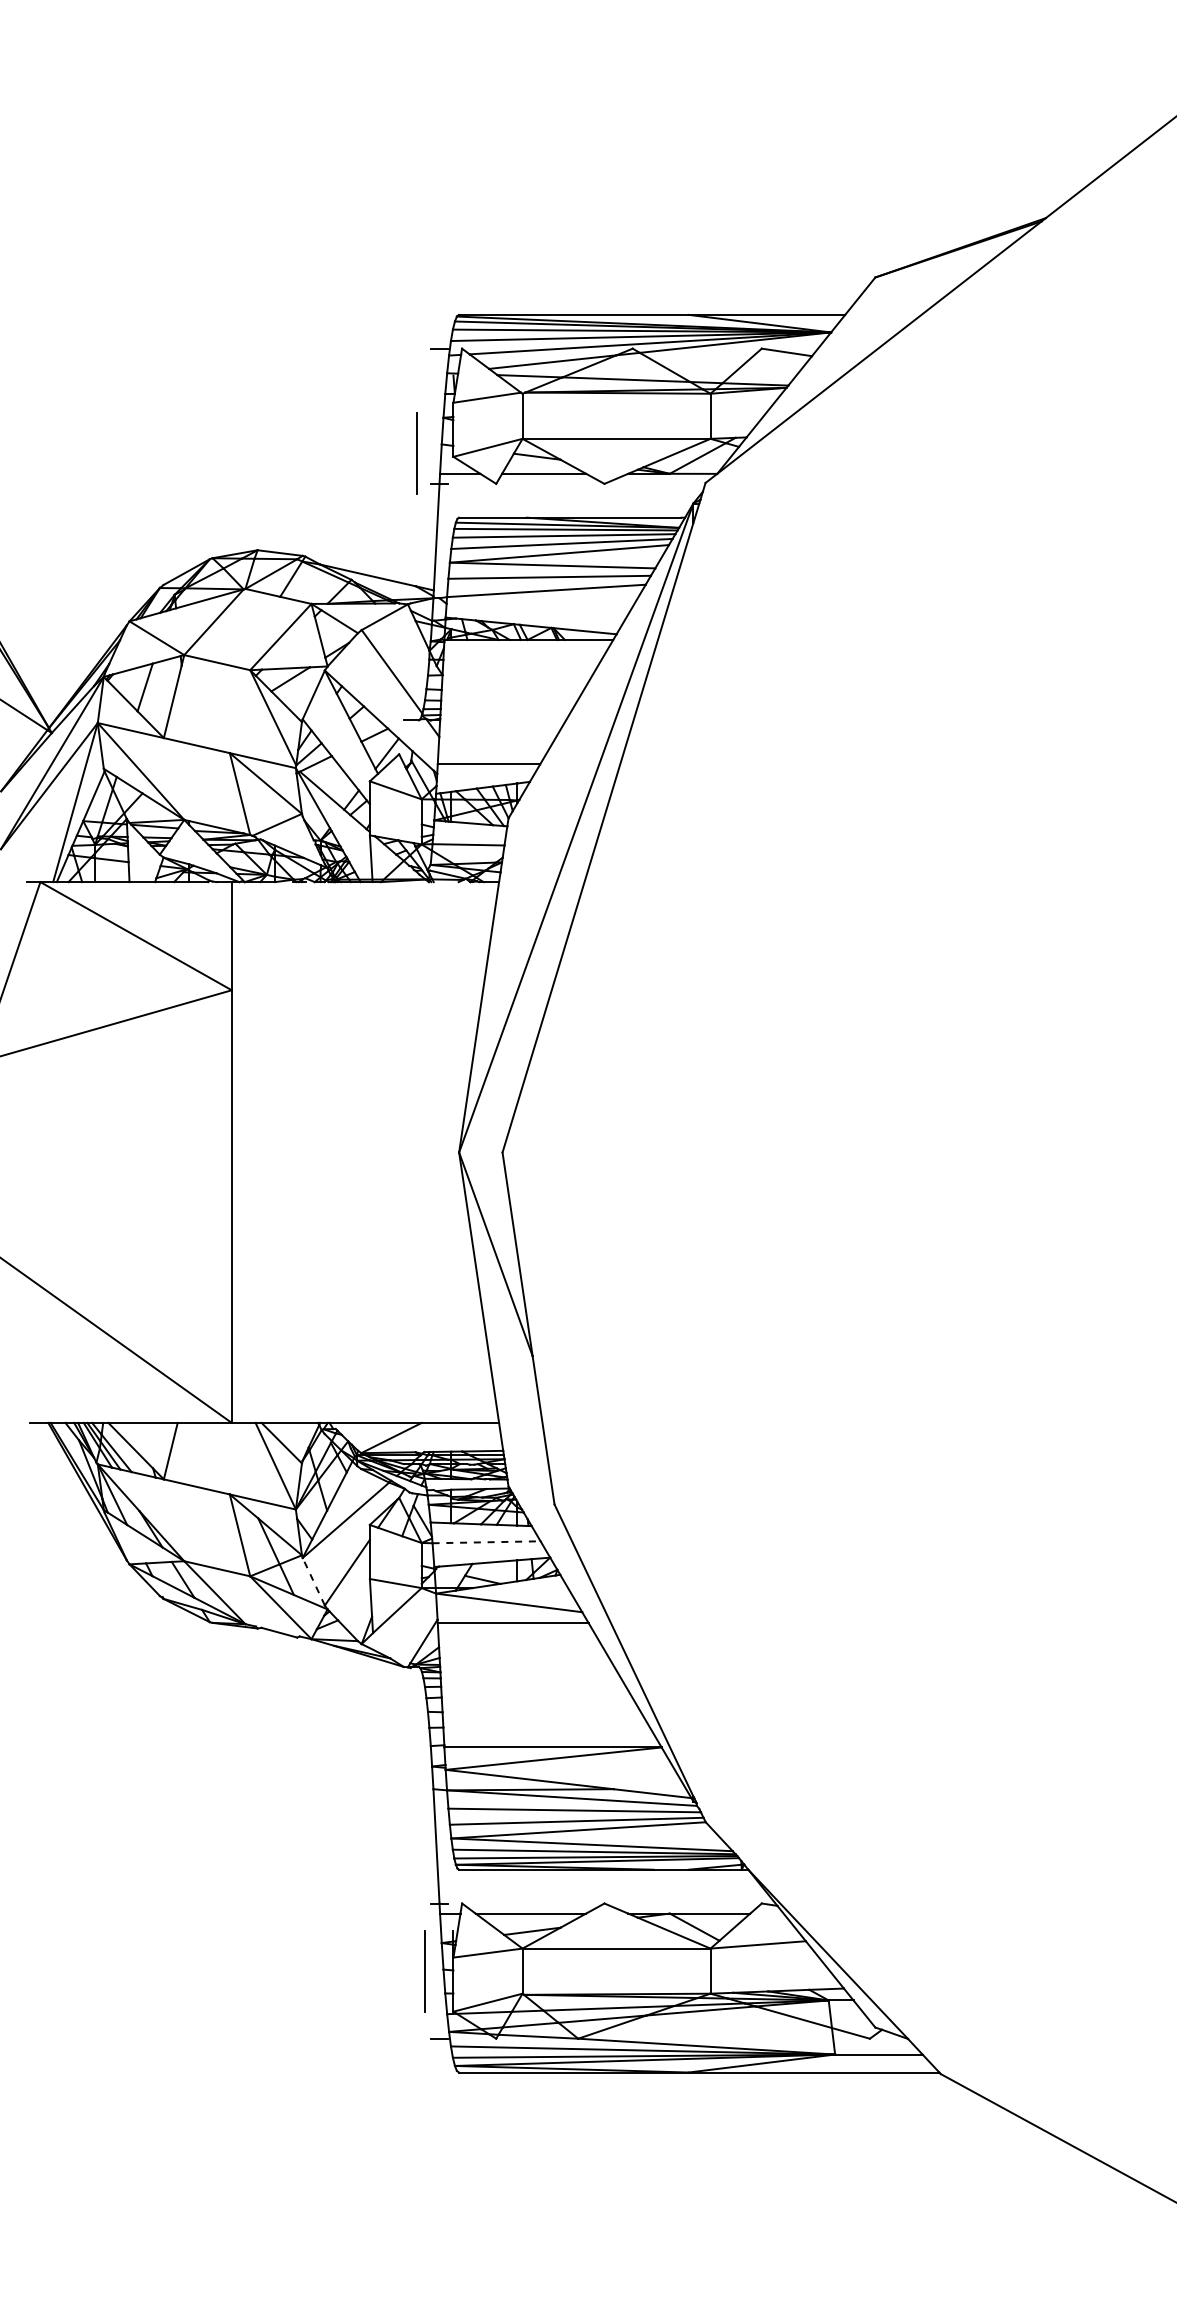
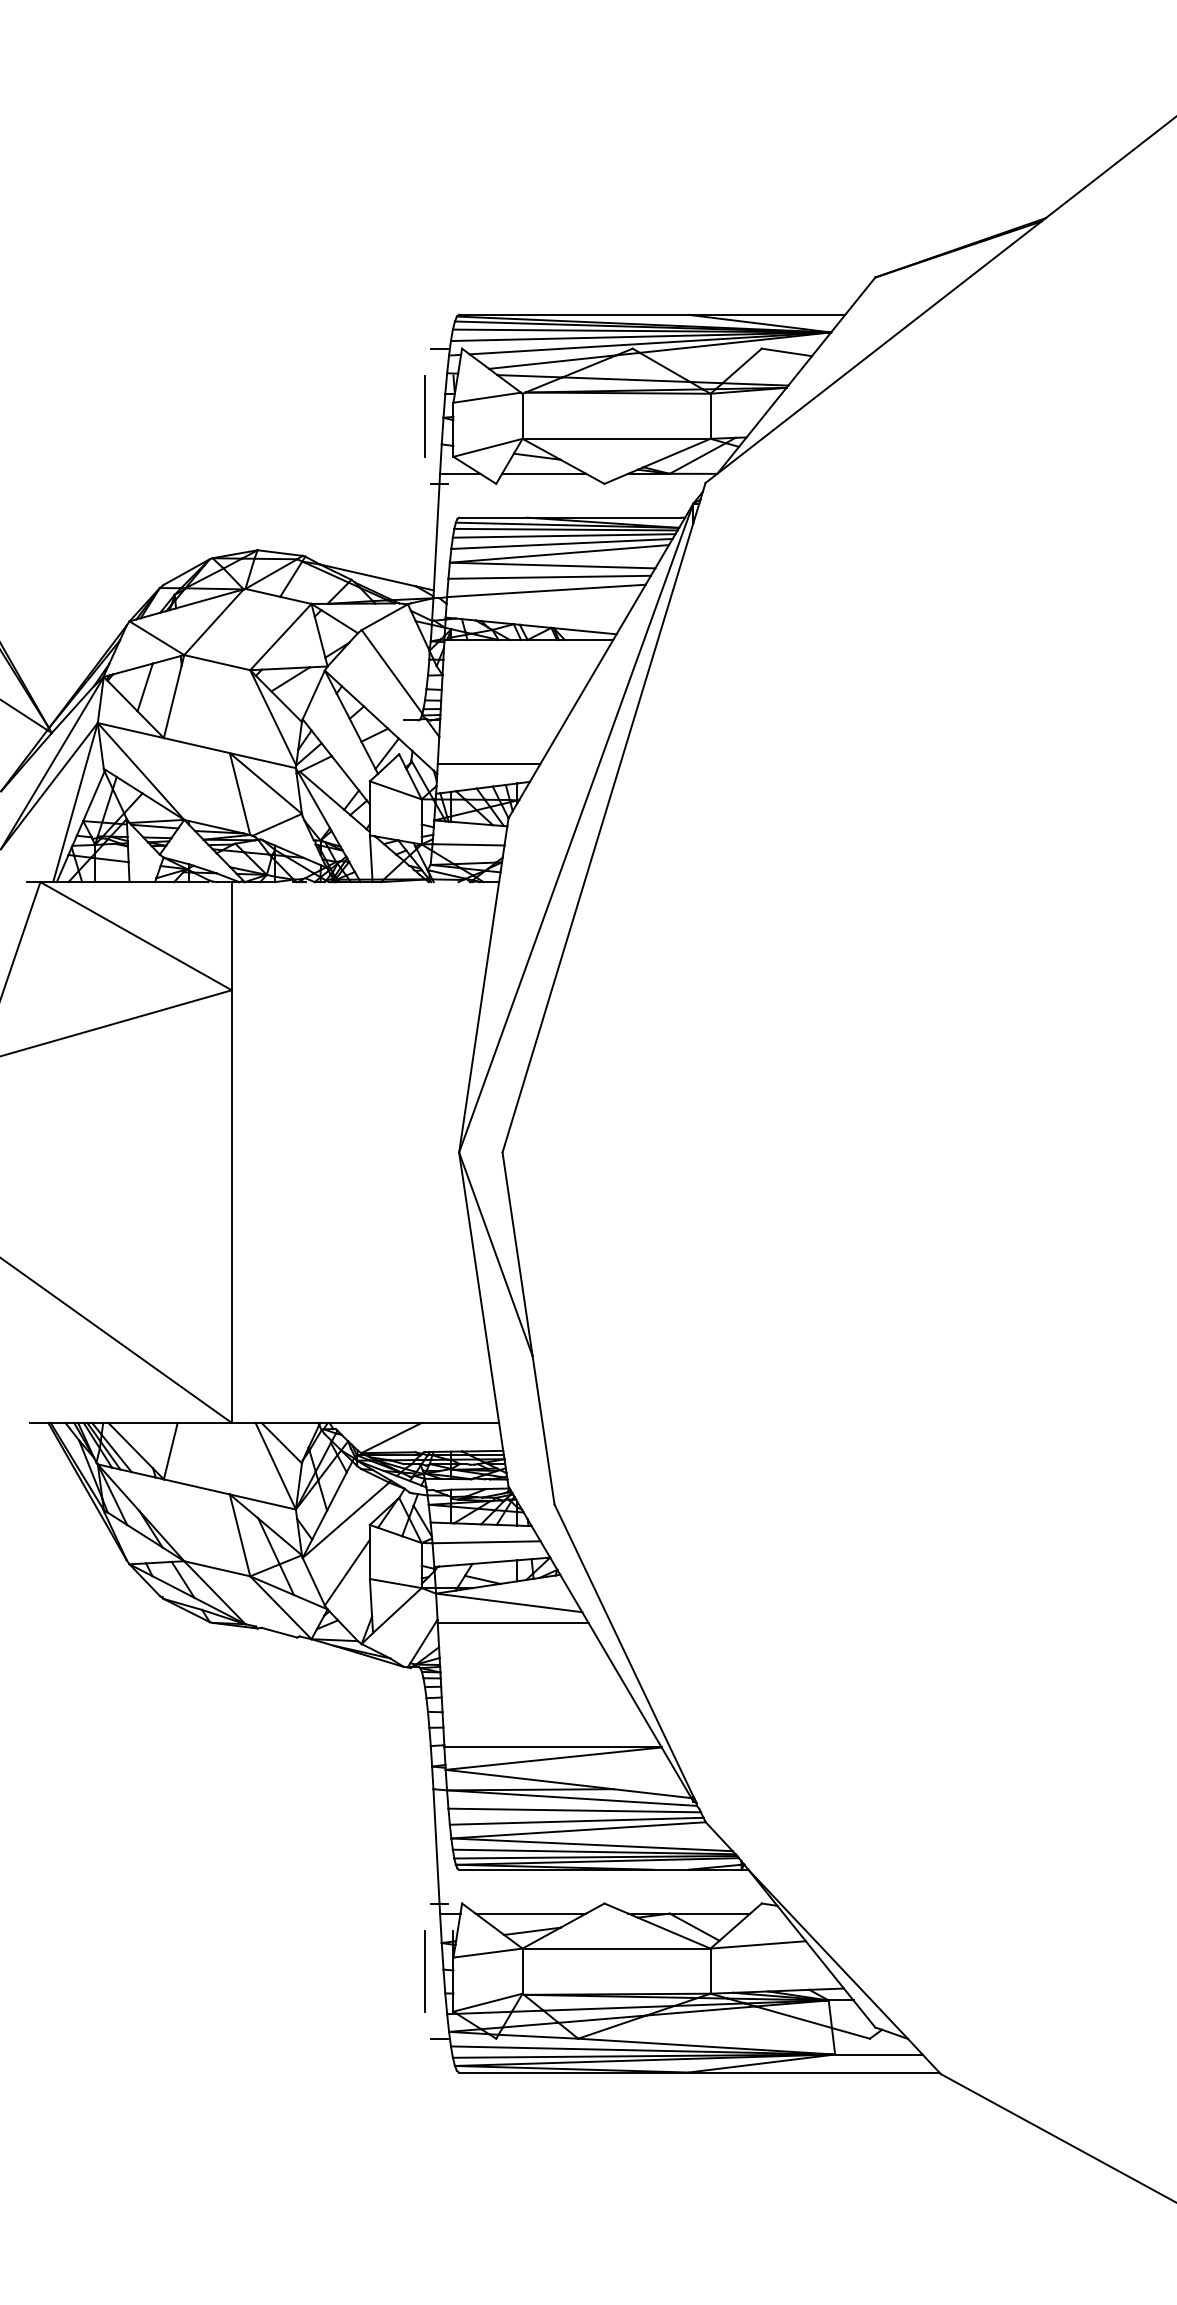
line position: (416, 453) -> (424, 416) (424, 416)
line: dashed -> solid (487, 1542)
line: dashed -> solid (313, 1581)
